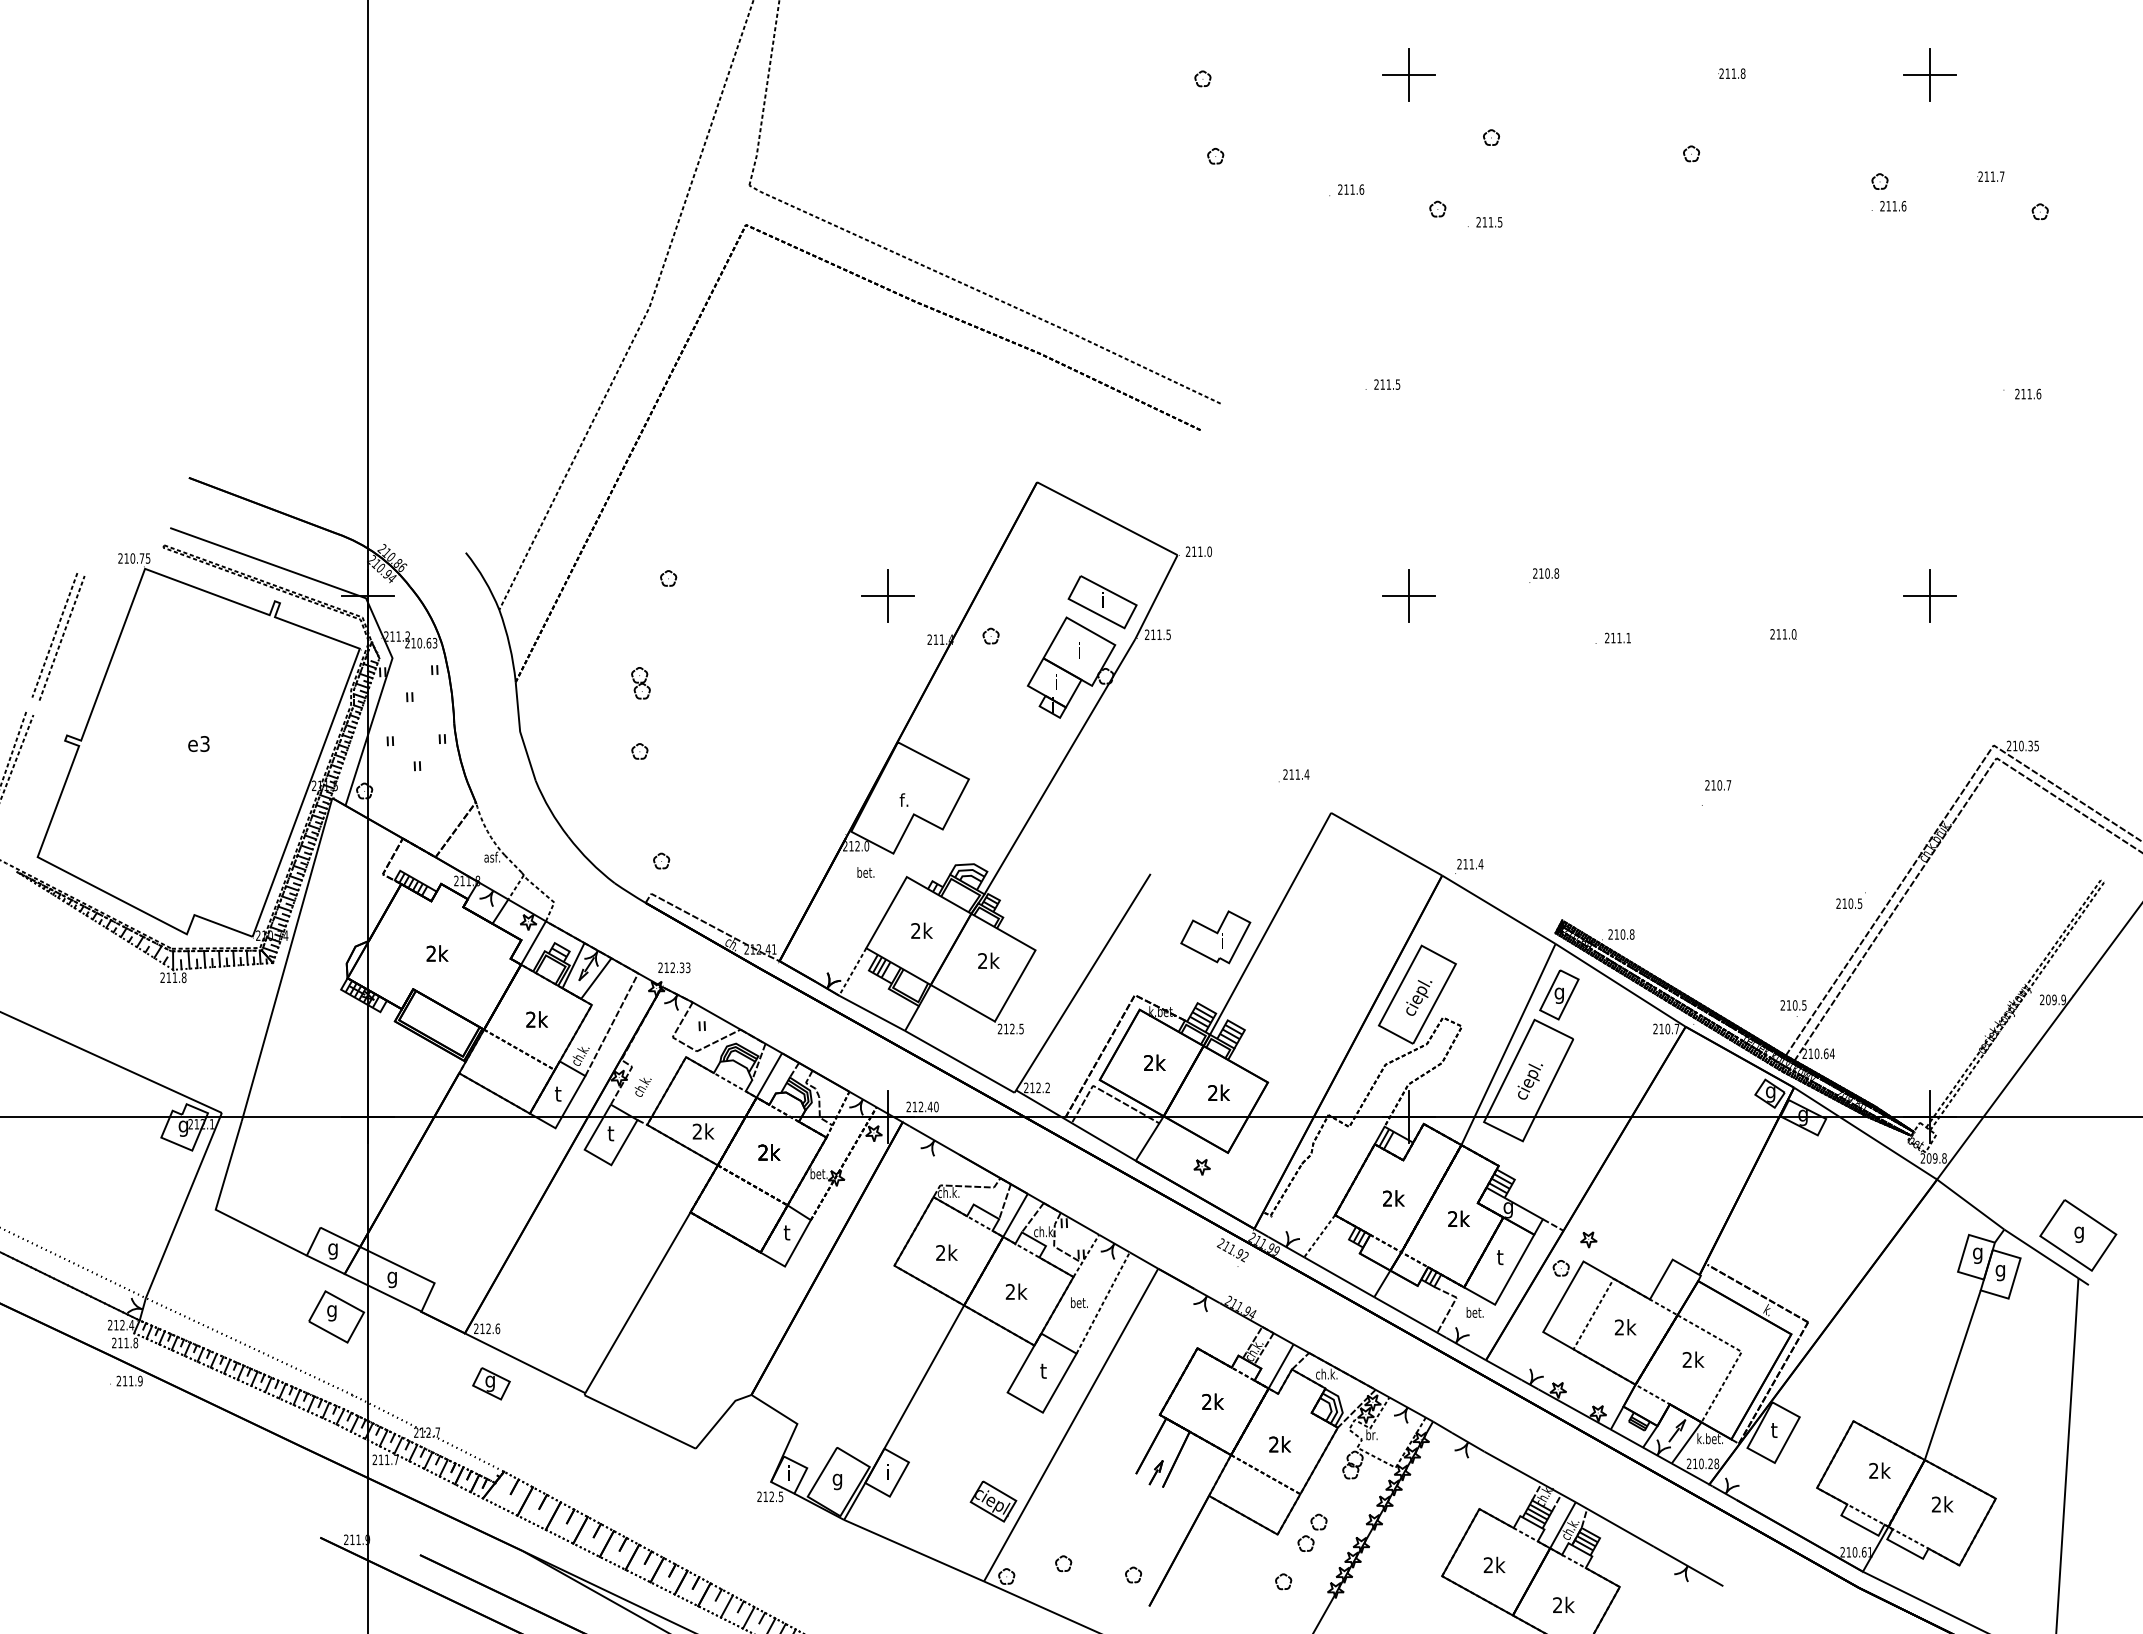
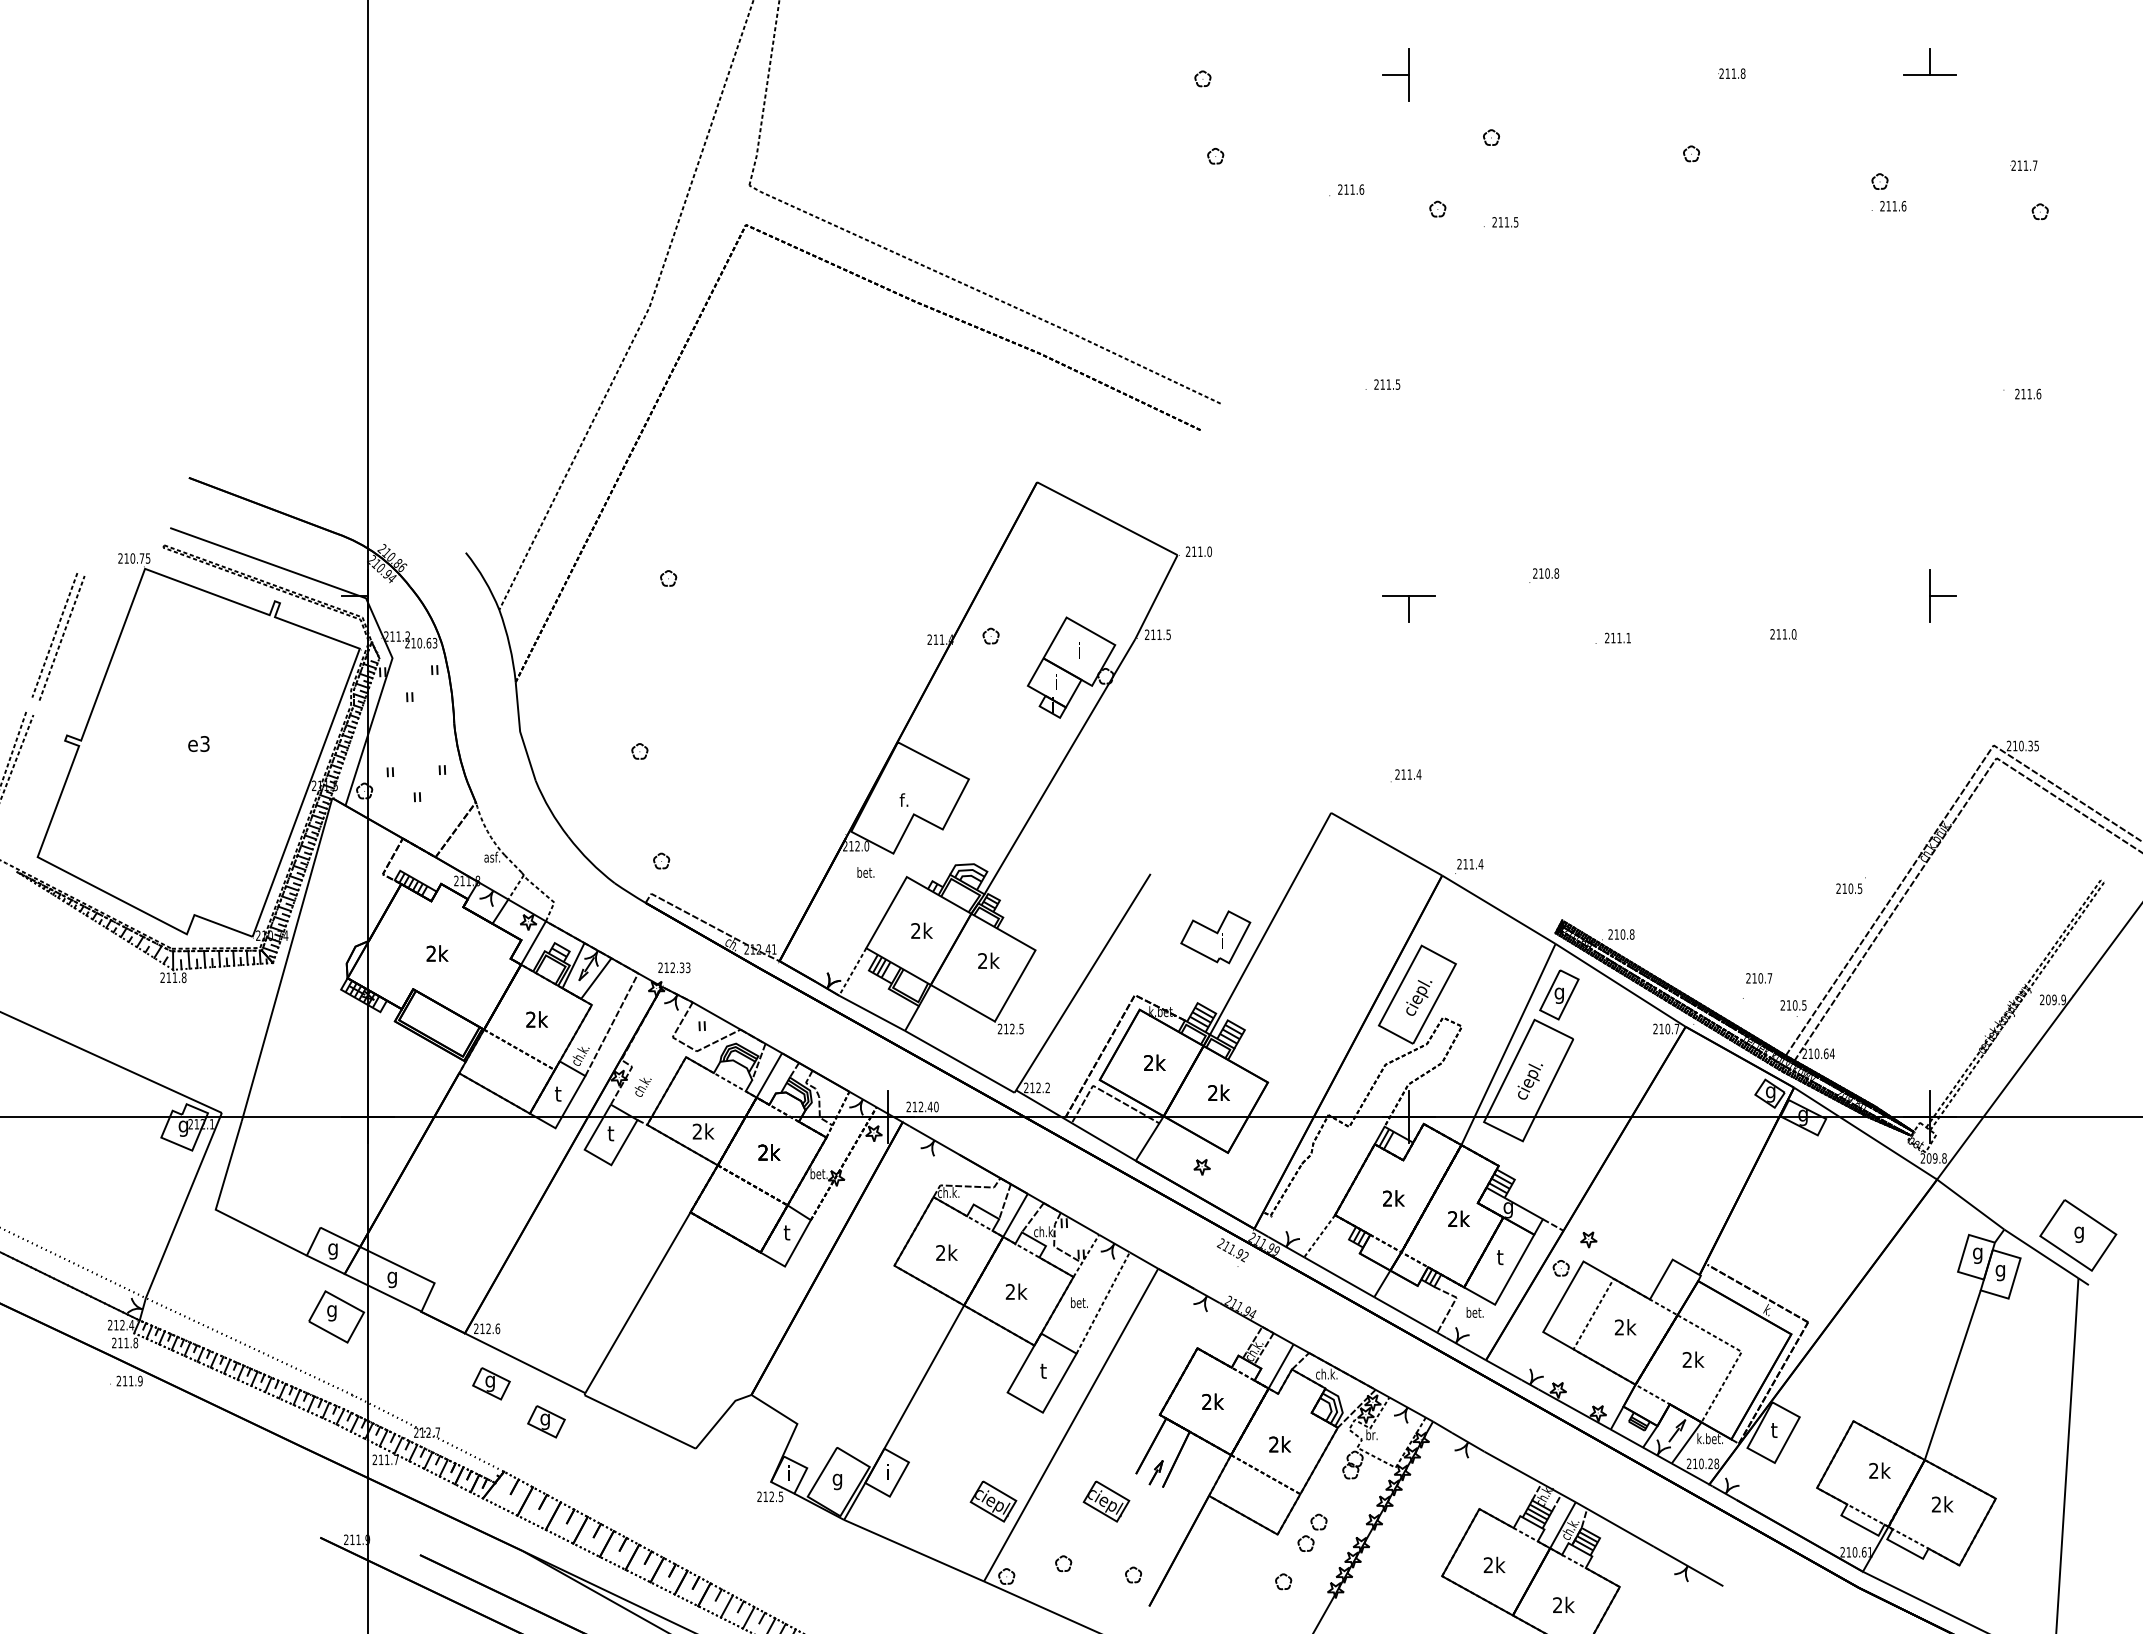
line: present -> none (1422, 75)
line: present -> none (1929, 88)
text position: (1990, 176) -> (2023, 165) (2023, 165)
text position: (1485, 222) -> (1501, 222) (1501, 222)
line: present -> none (1409, 582)
line: present -> none (380, 595)
part: present -> none (887, 595)
line: present -> none (1916, 595)
part: present -> none (1102, 602)
part: present -> none (640, 683)
part position: (415, 761) -> (415, 792) (415, 792)
text position: (1293, 775) -> (1405, 775) (1405, 775)
text position: (1716, 792) -> (1757, 985) (1757, 985)
text position: (1850, 900) -> (1850, 885) (1850, 885)
part: none -> present (546, 1421)
part: none -> present (1106, 1501)
